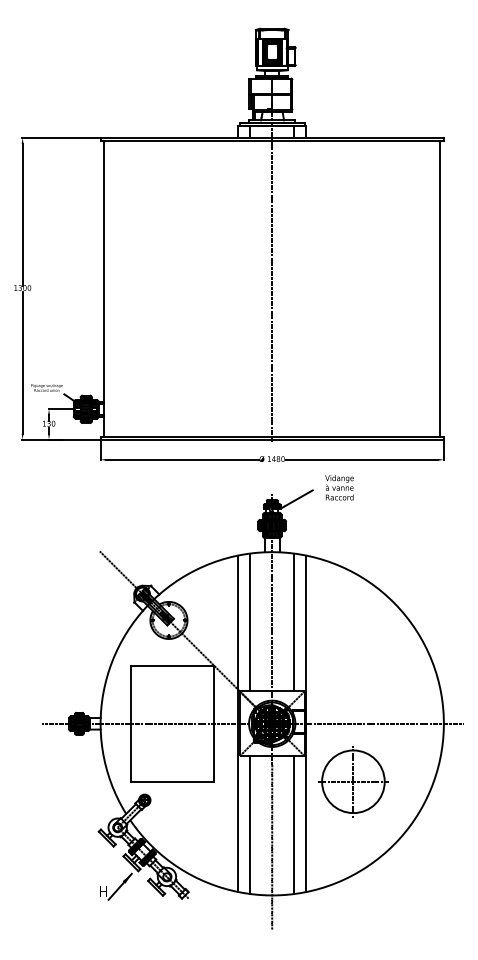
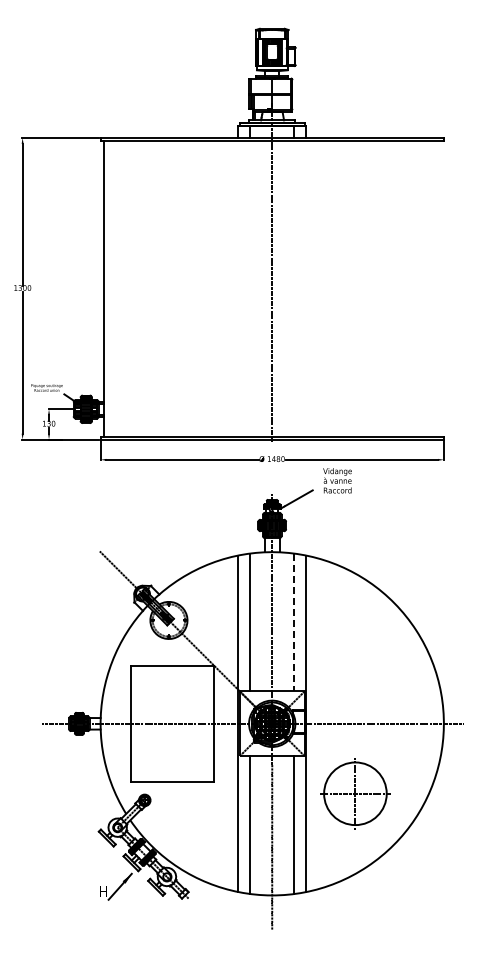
line: present -> none (440, 288)
text position: (339, 487) -> (337, 480) (337, 480)
line: solid -> dashed (294, 622)
part position: (353, 781) -> (355, 793) (355, 793)
